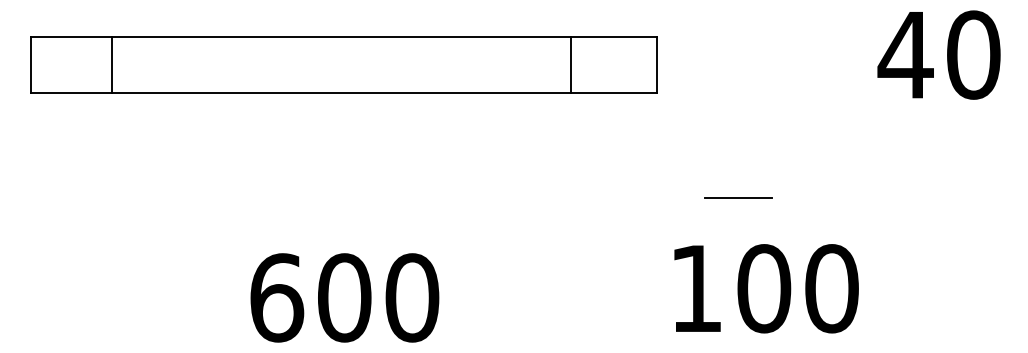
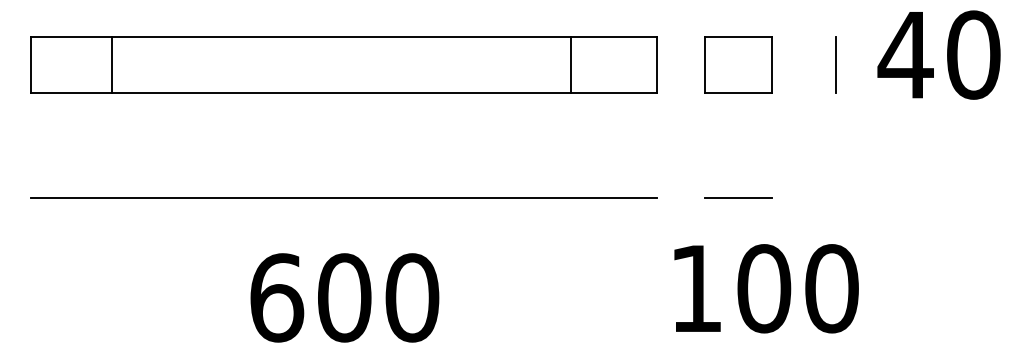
part: none -> present (738, 64)
line: none -> present (835, 64)
line: none -> present (343, 198)
